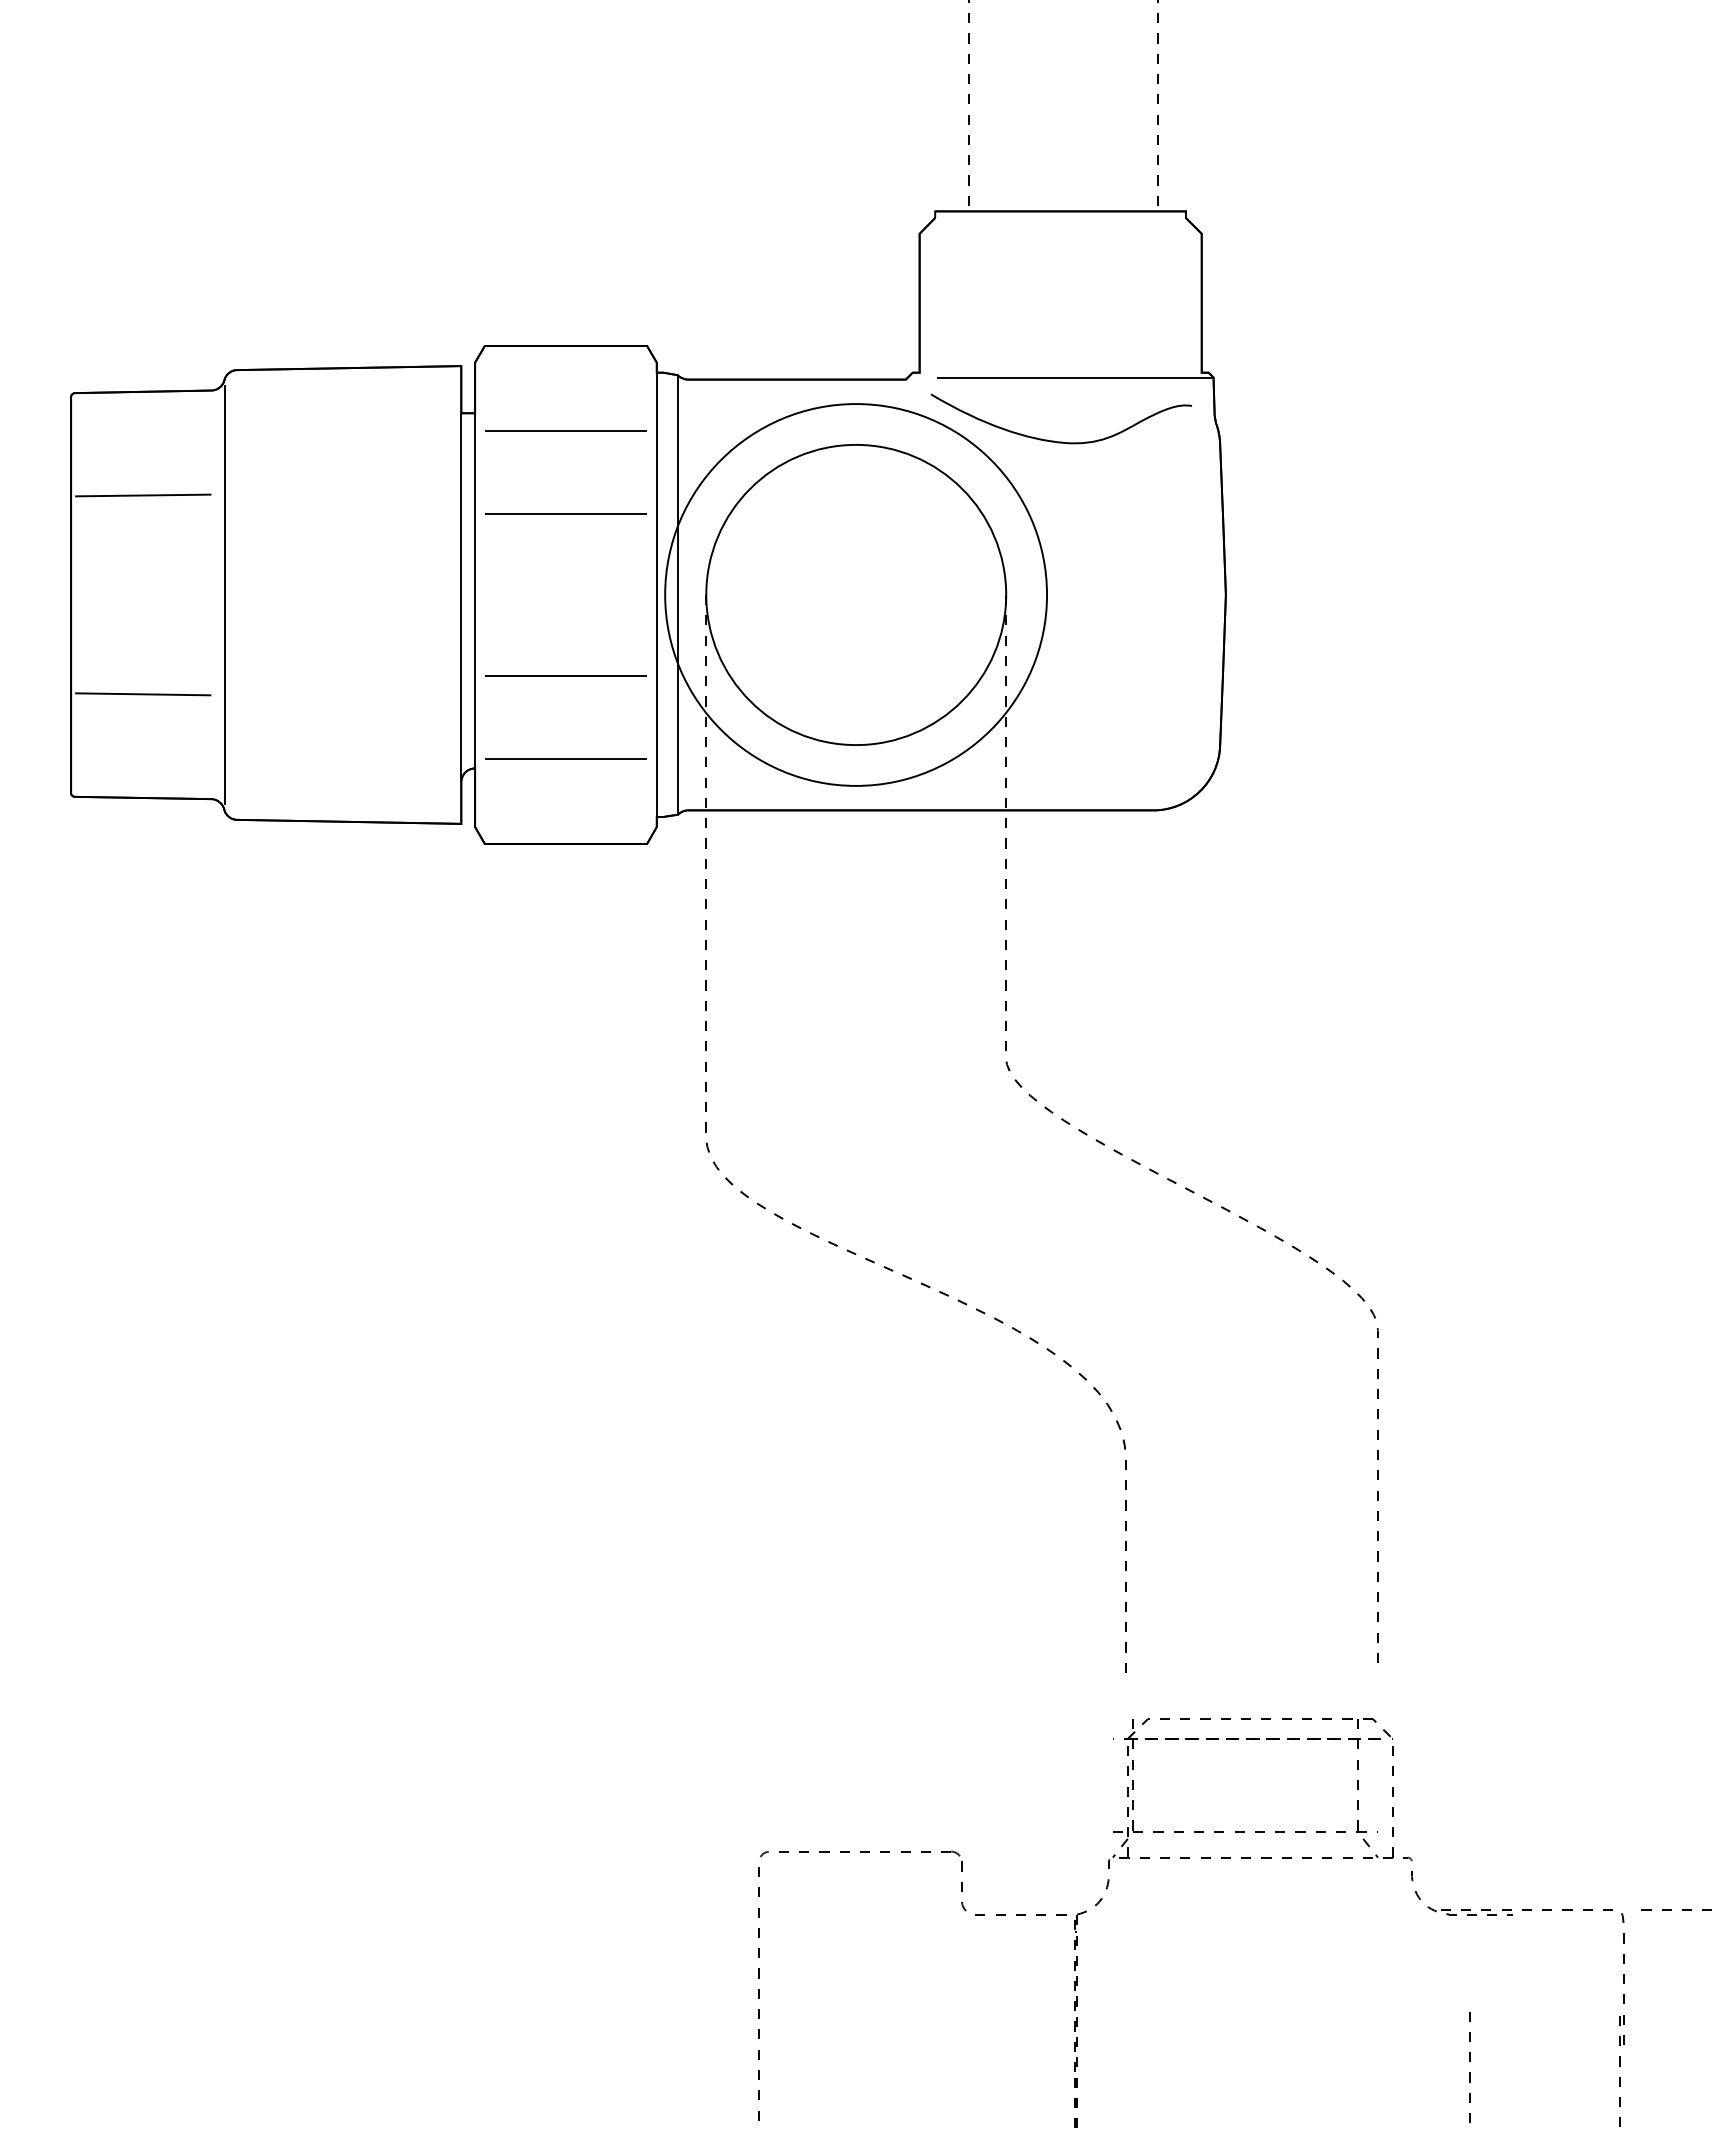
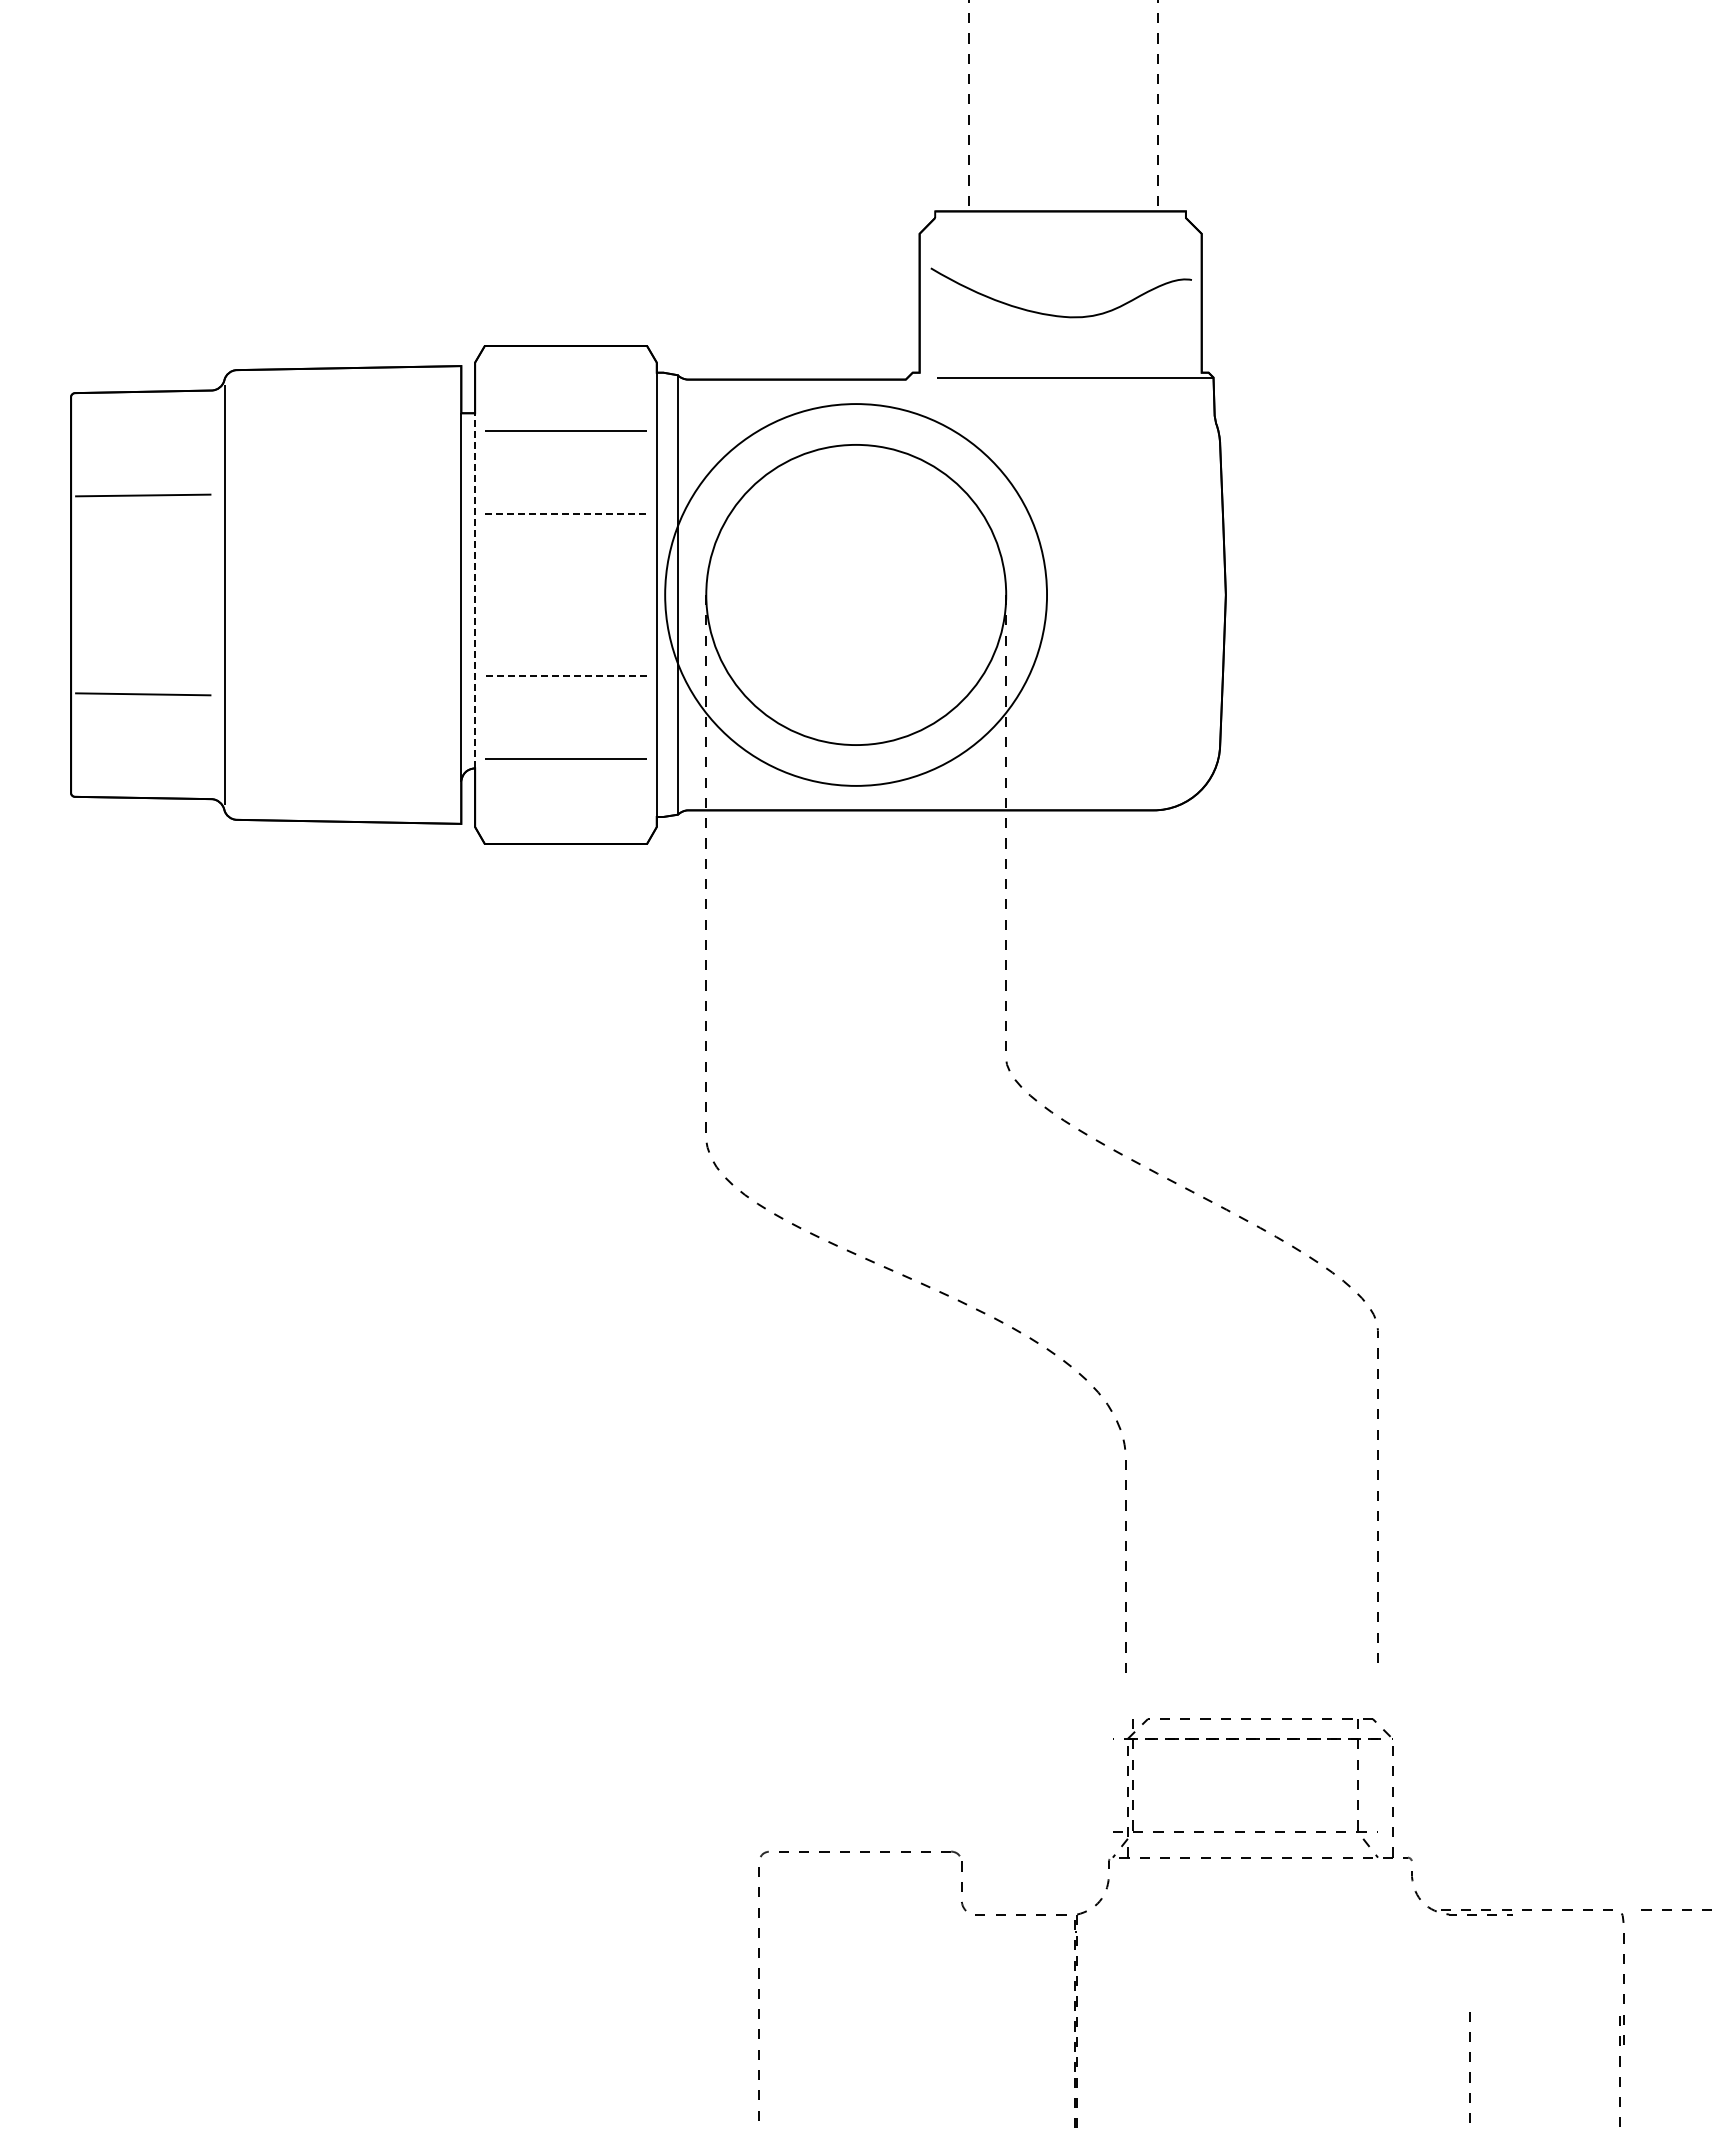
curve position: (1054, 440) -> (1054, 314) (1054, 314)
line: solid -> dashed (566, 514)
line: solid -> dashed (475, 590)
line: solid -> dashed (565, 675)
